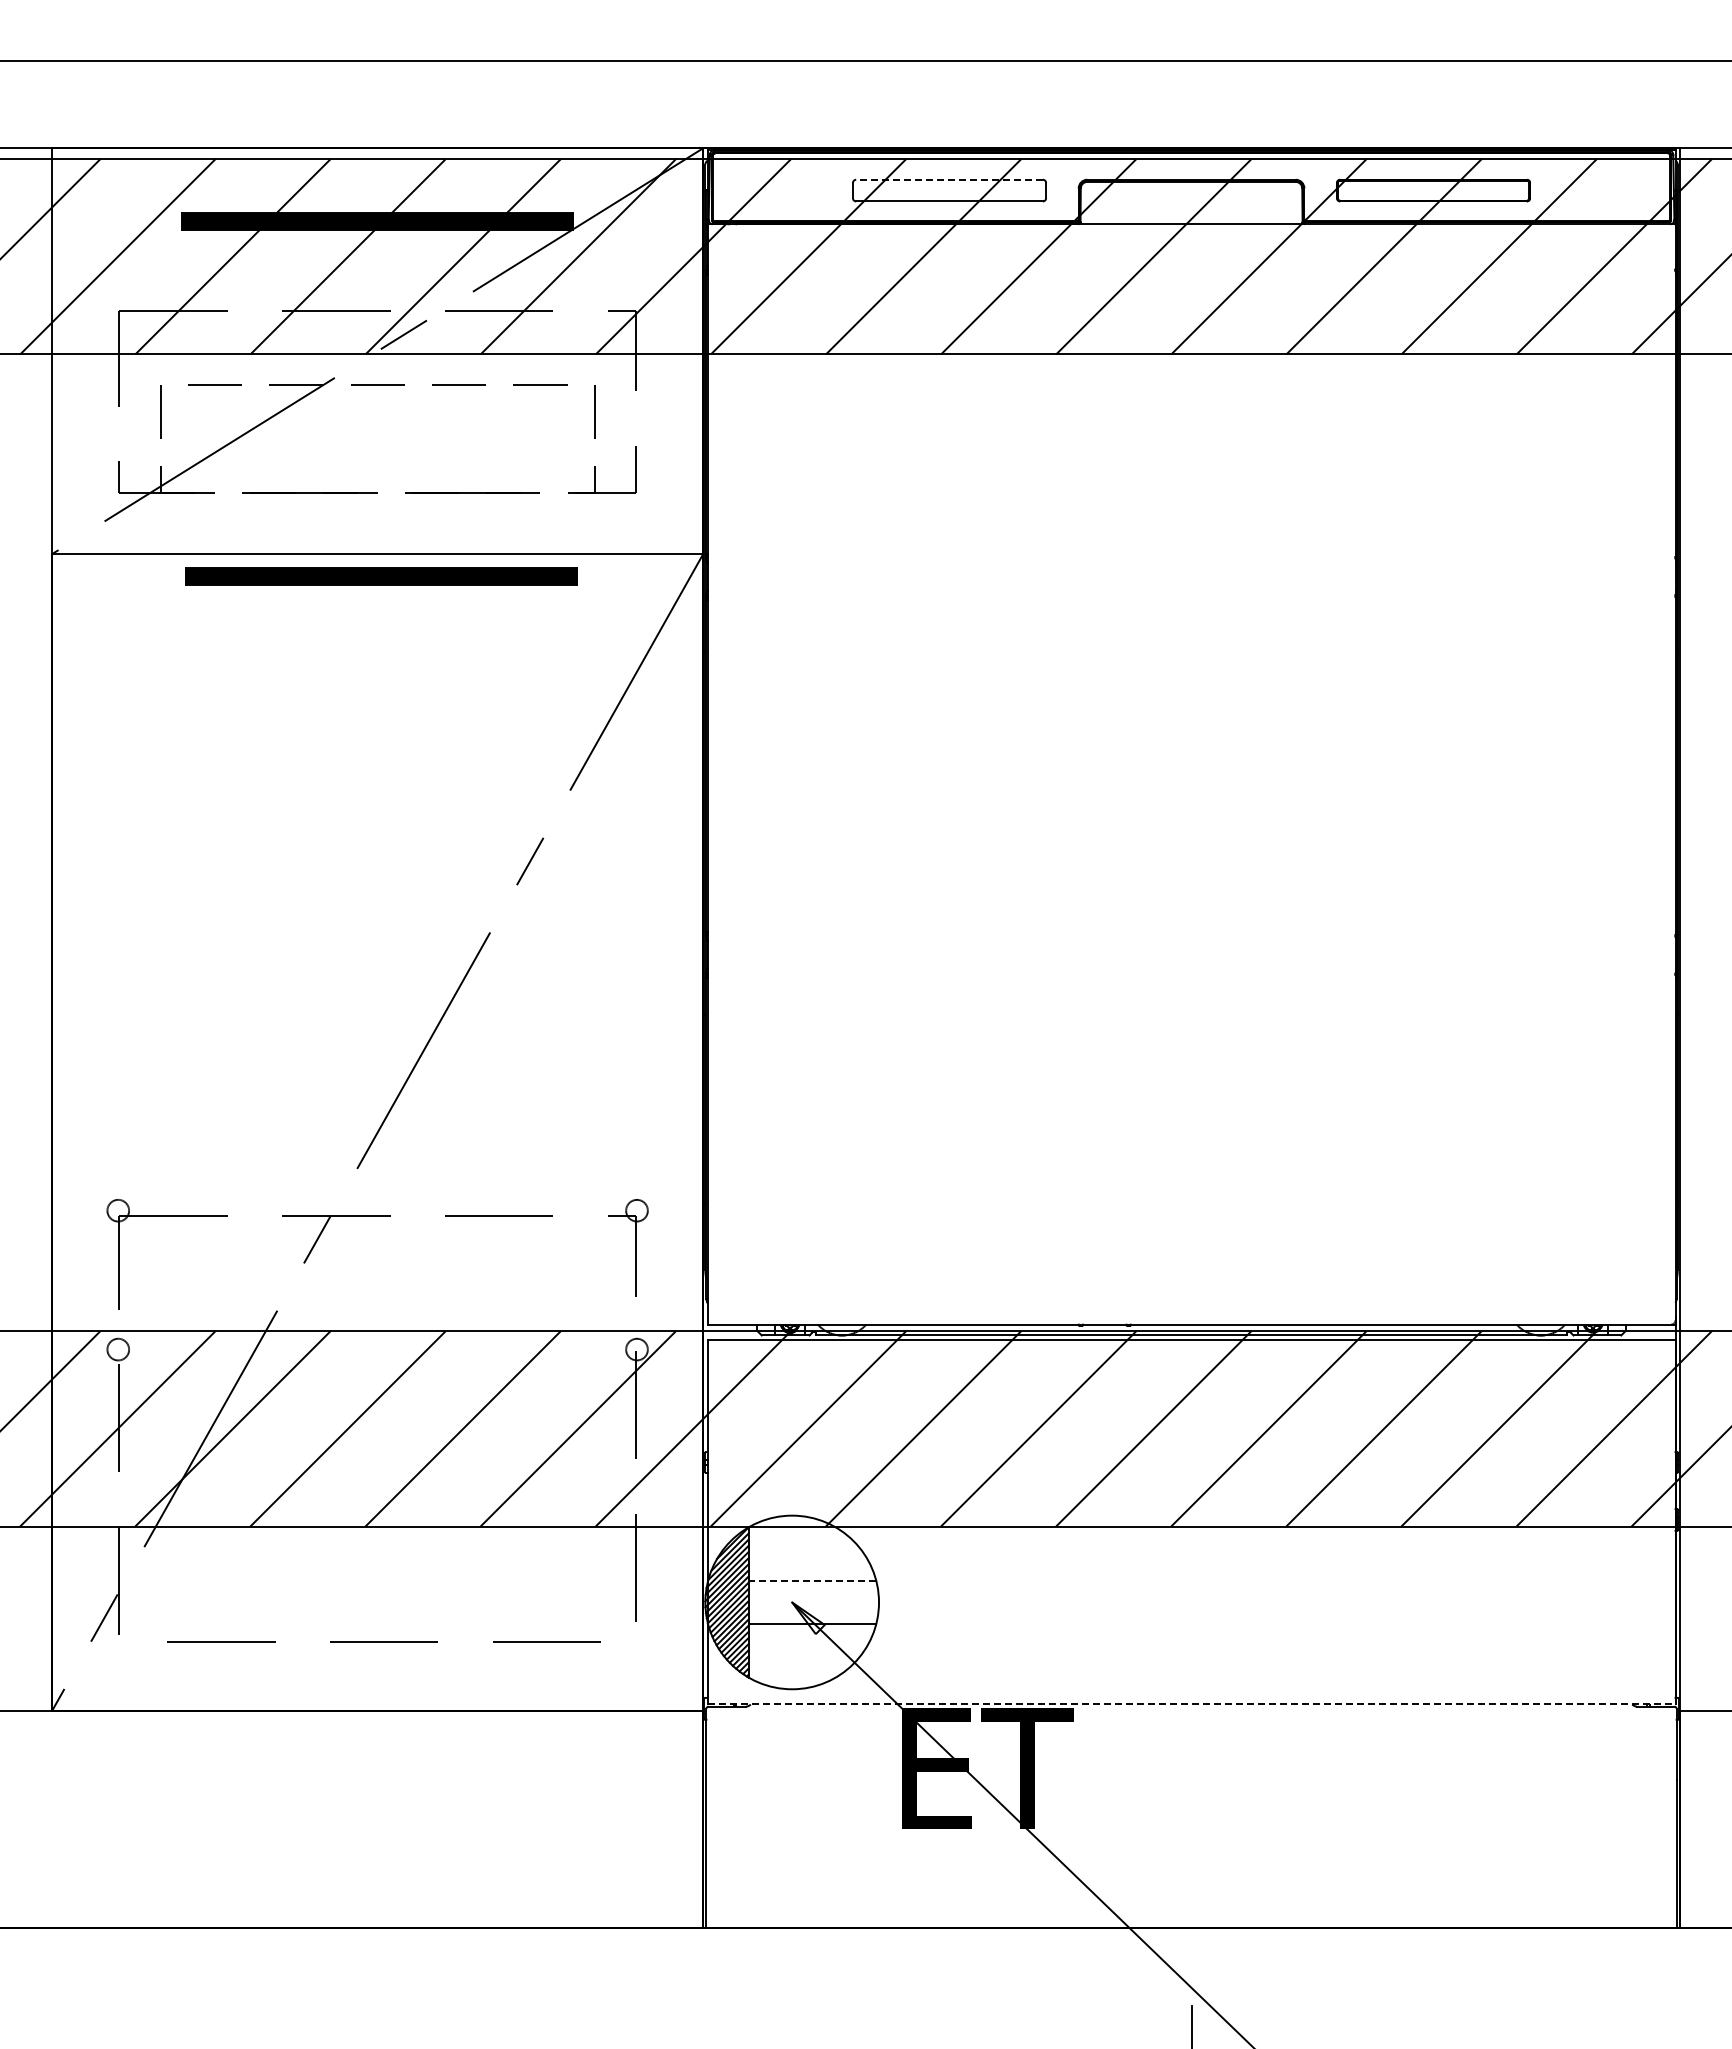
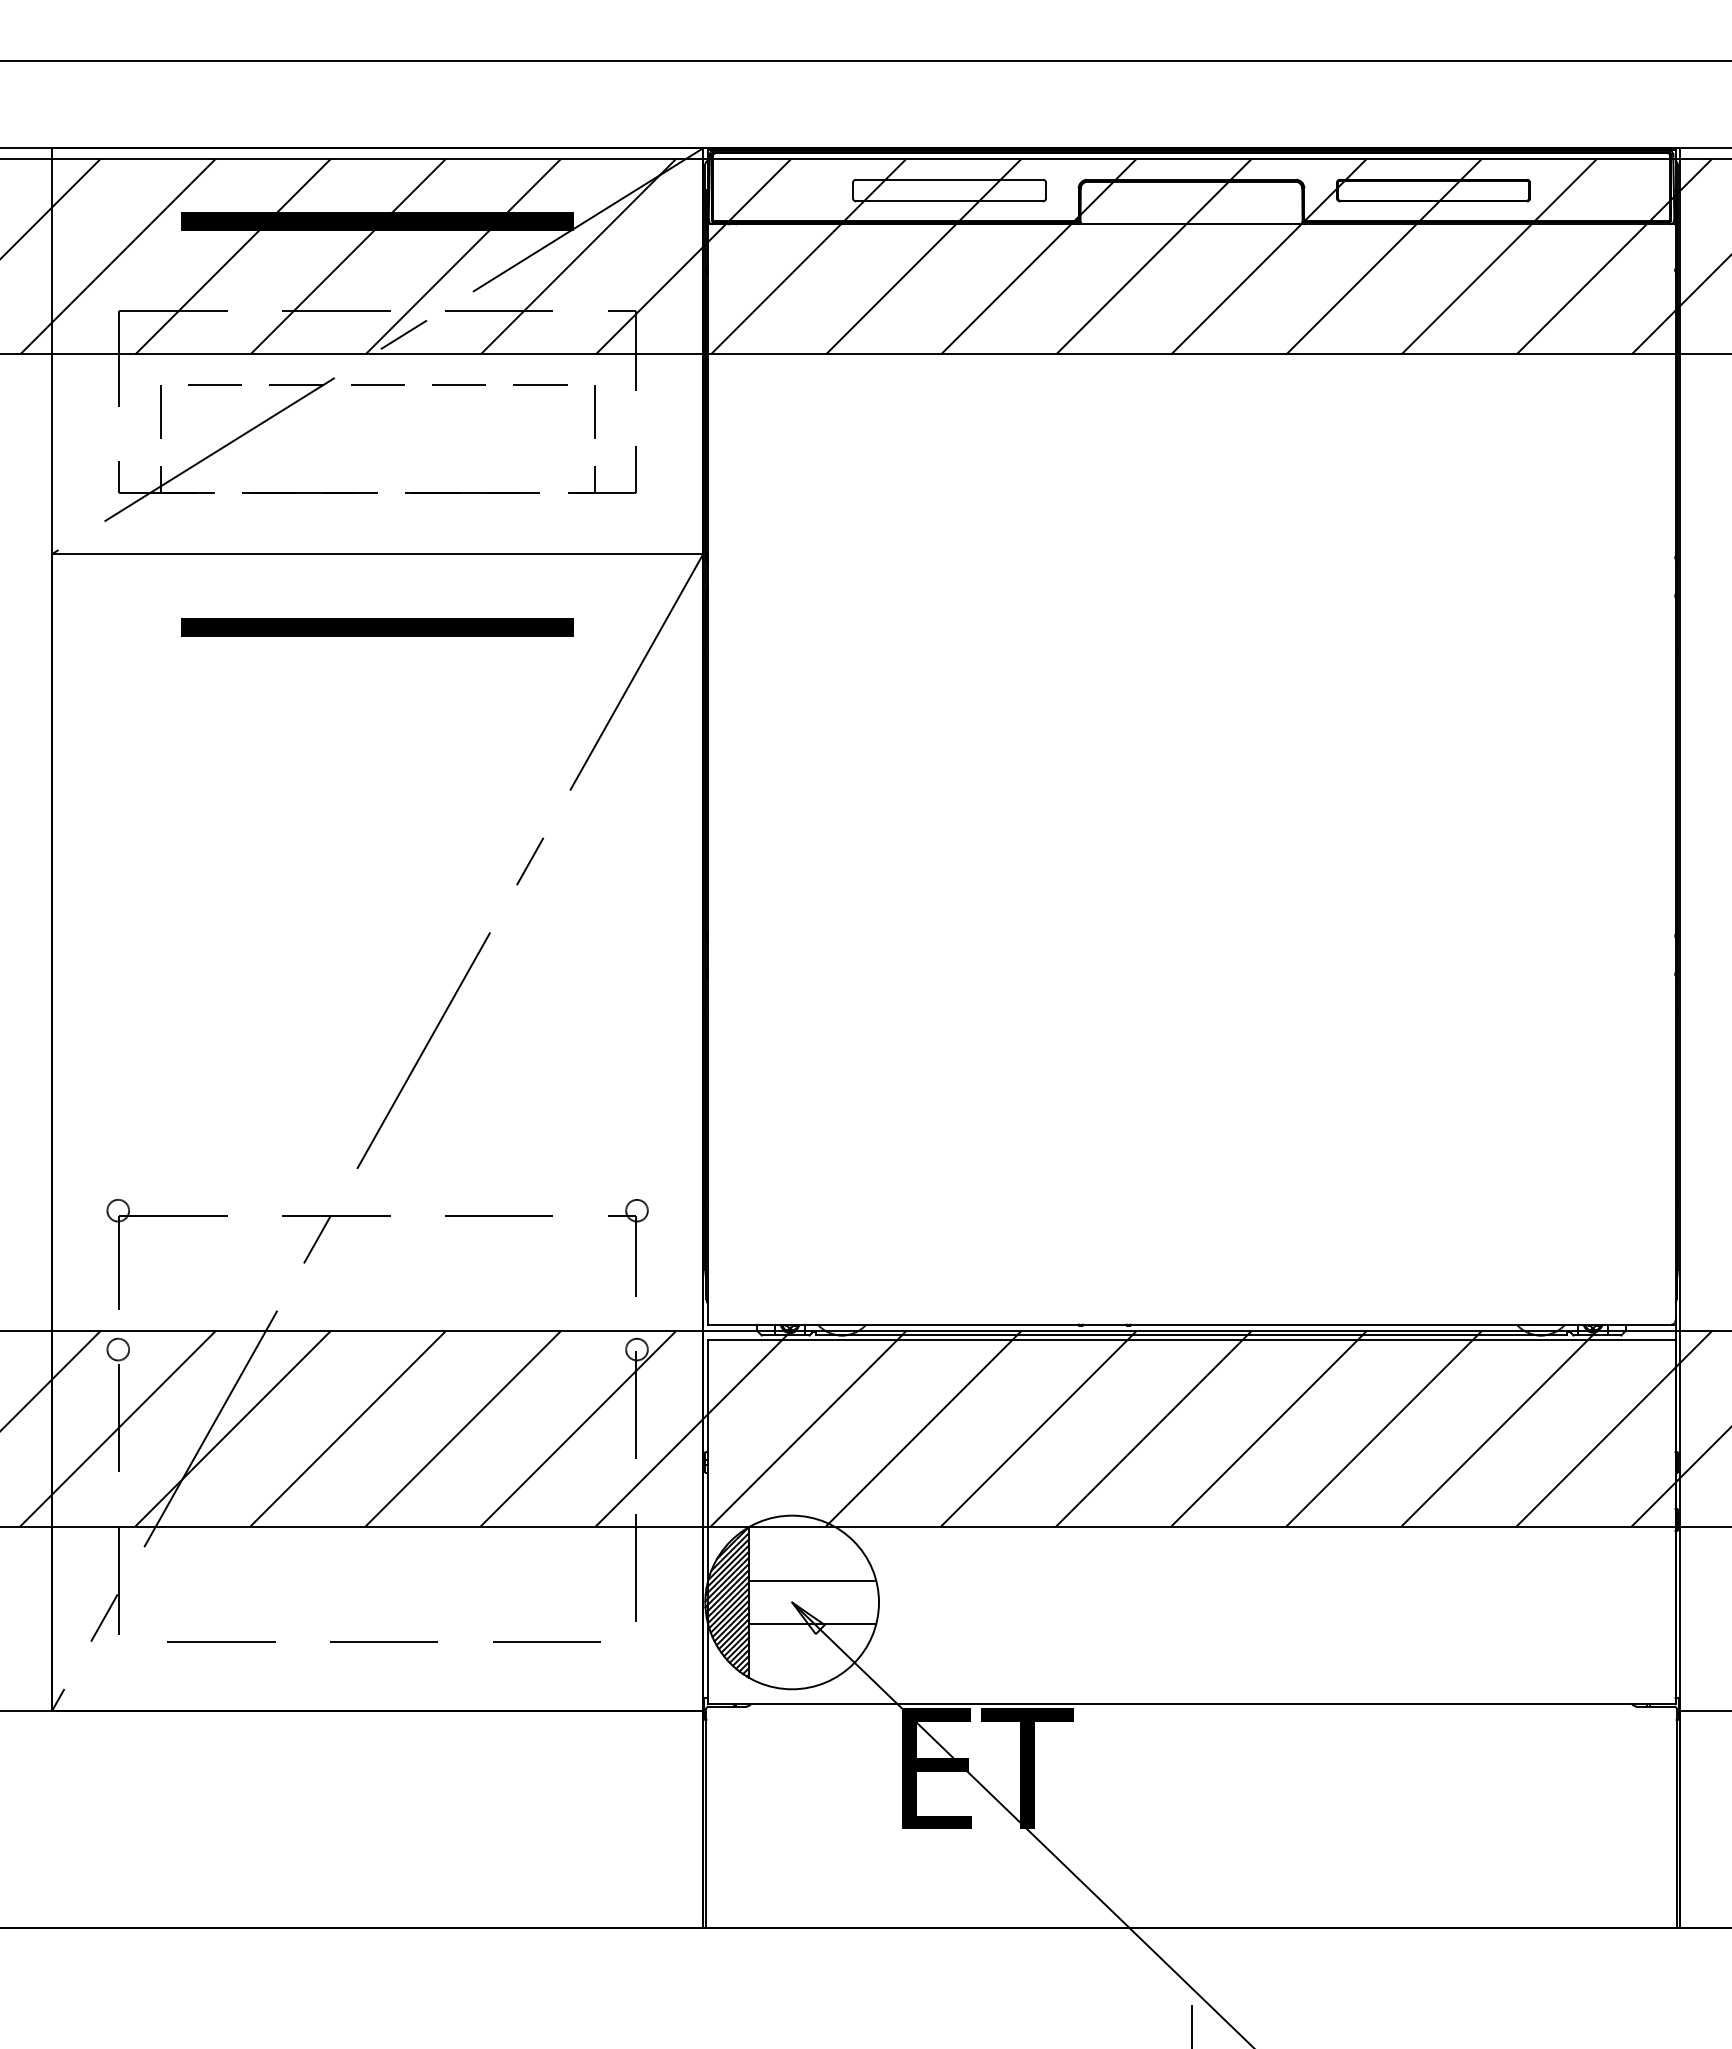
line: dashed -> solid (949, 179)
part position: (381, 576) -> (377, 627) (377, 627)
line: dashed -> solid (812, 1580)
line: dashed -> solid (1192, 1704)
